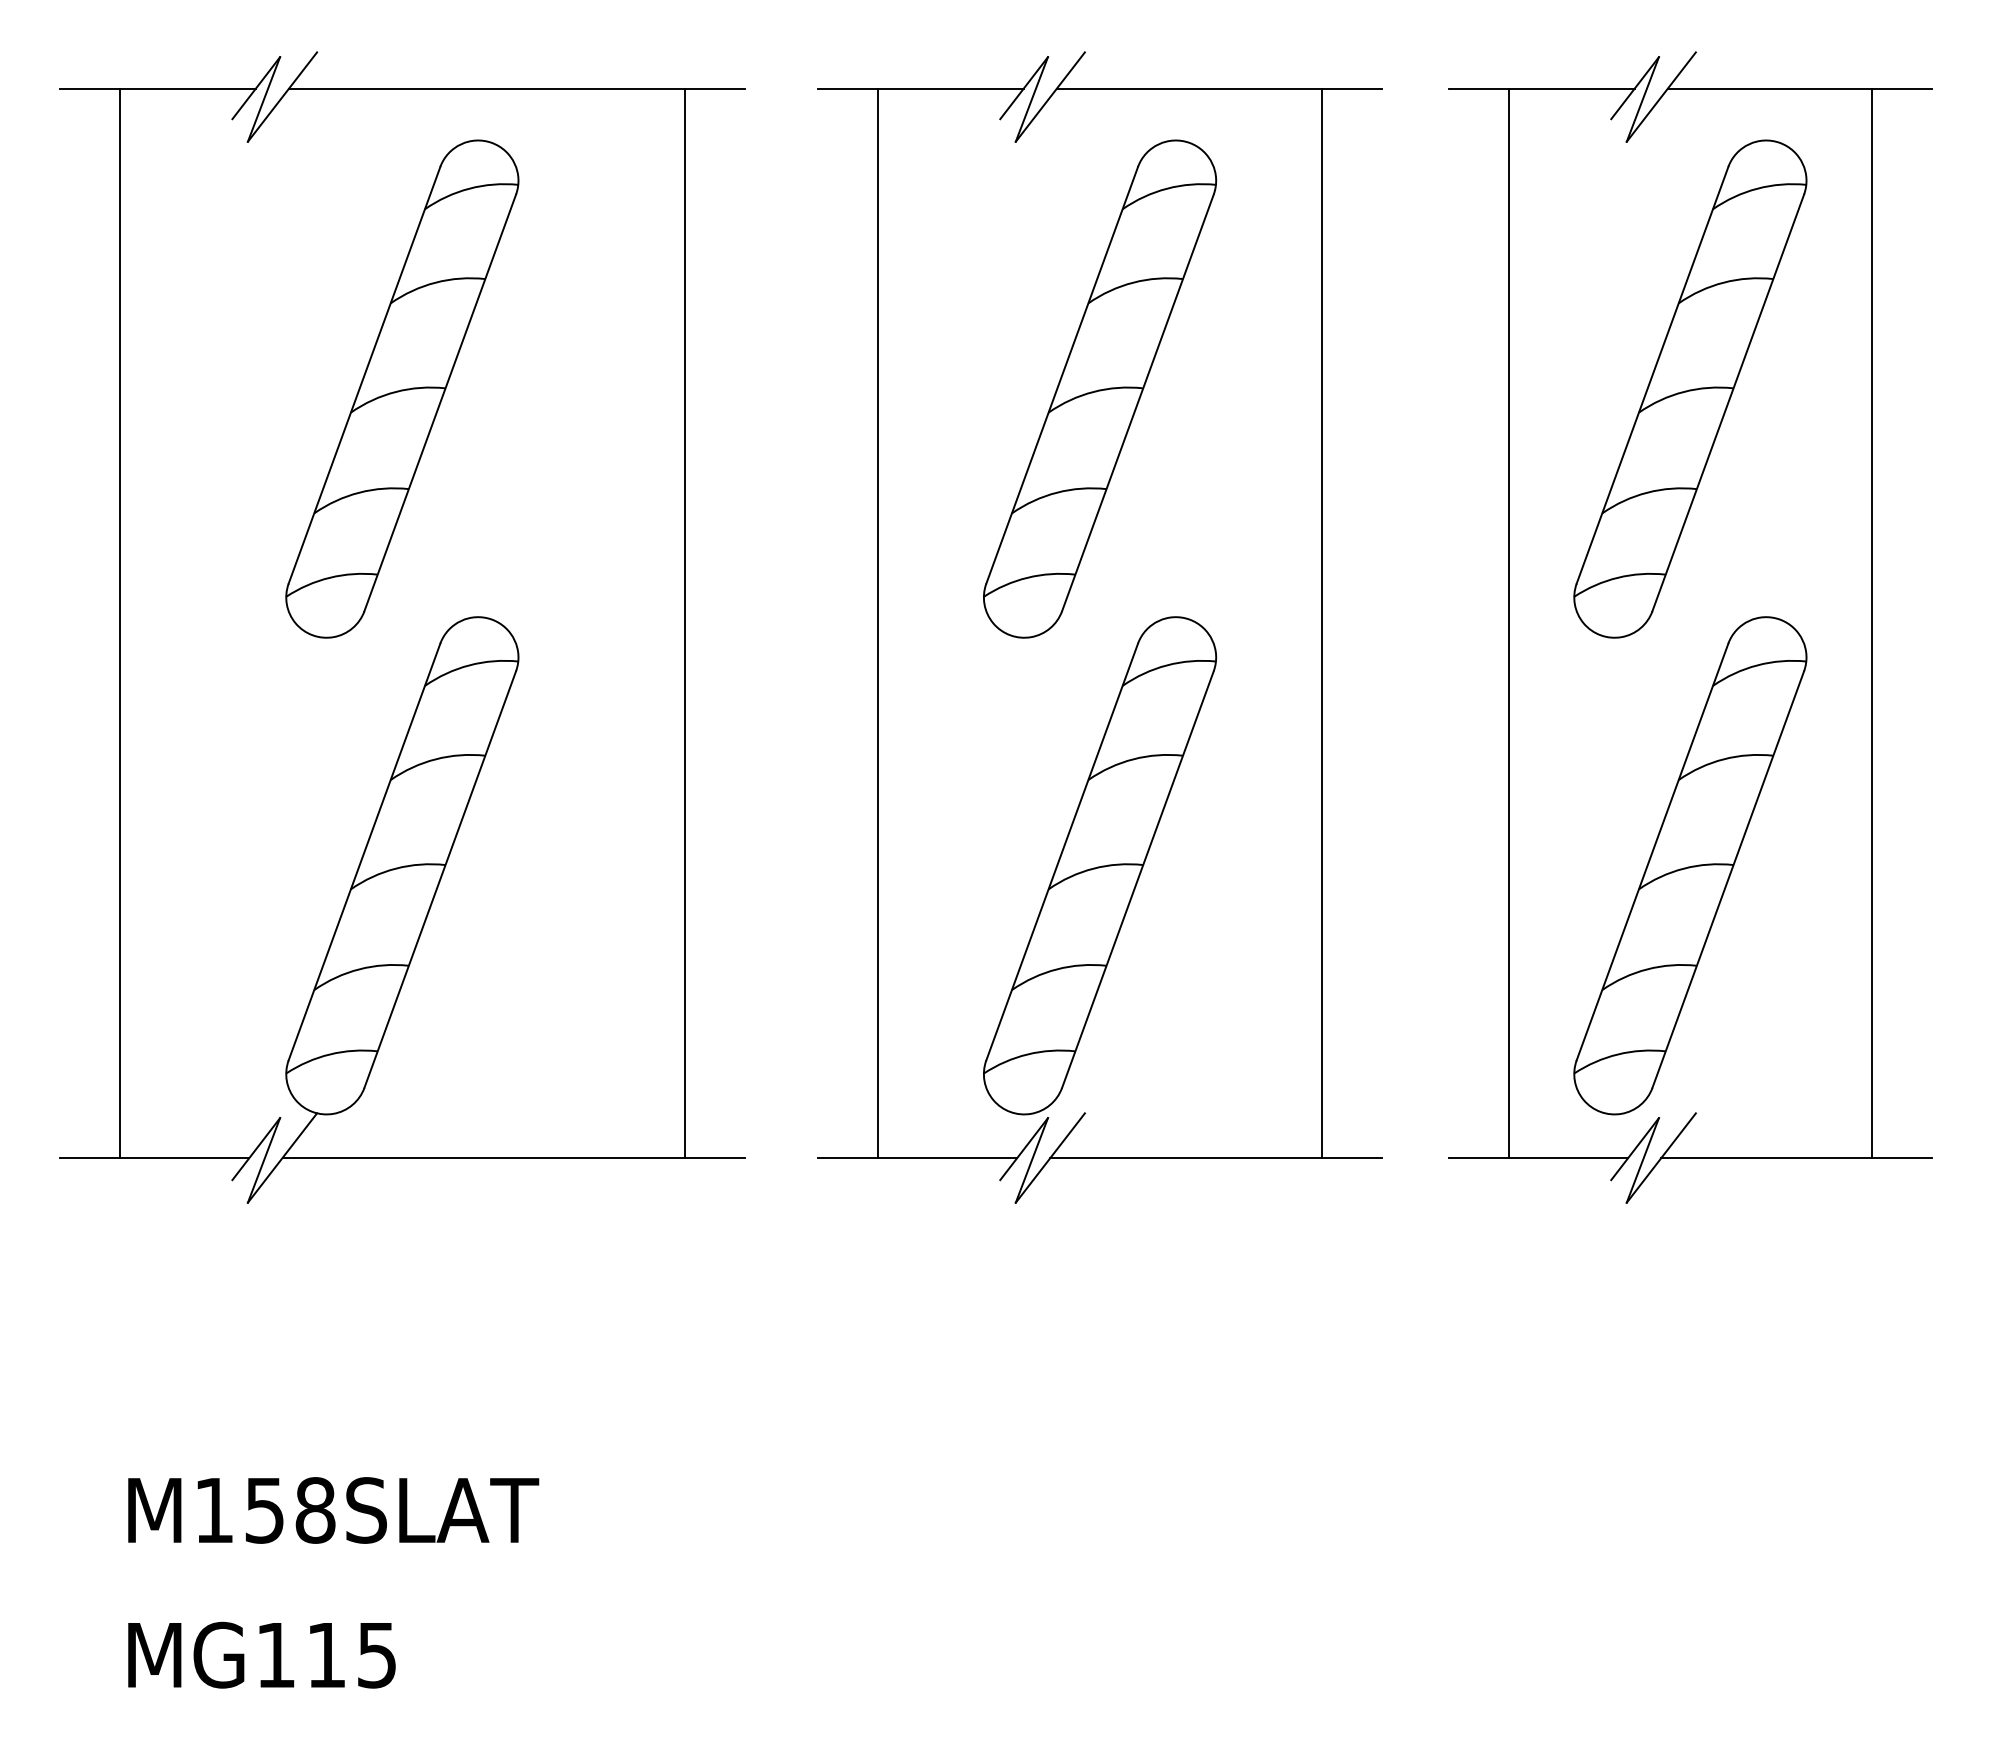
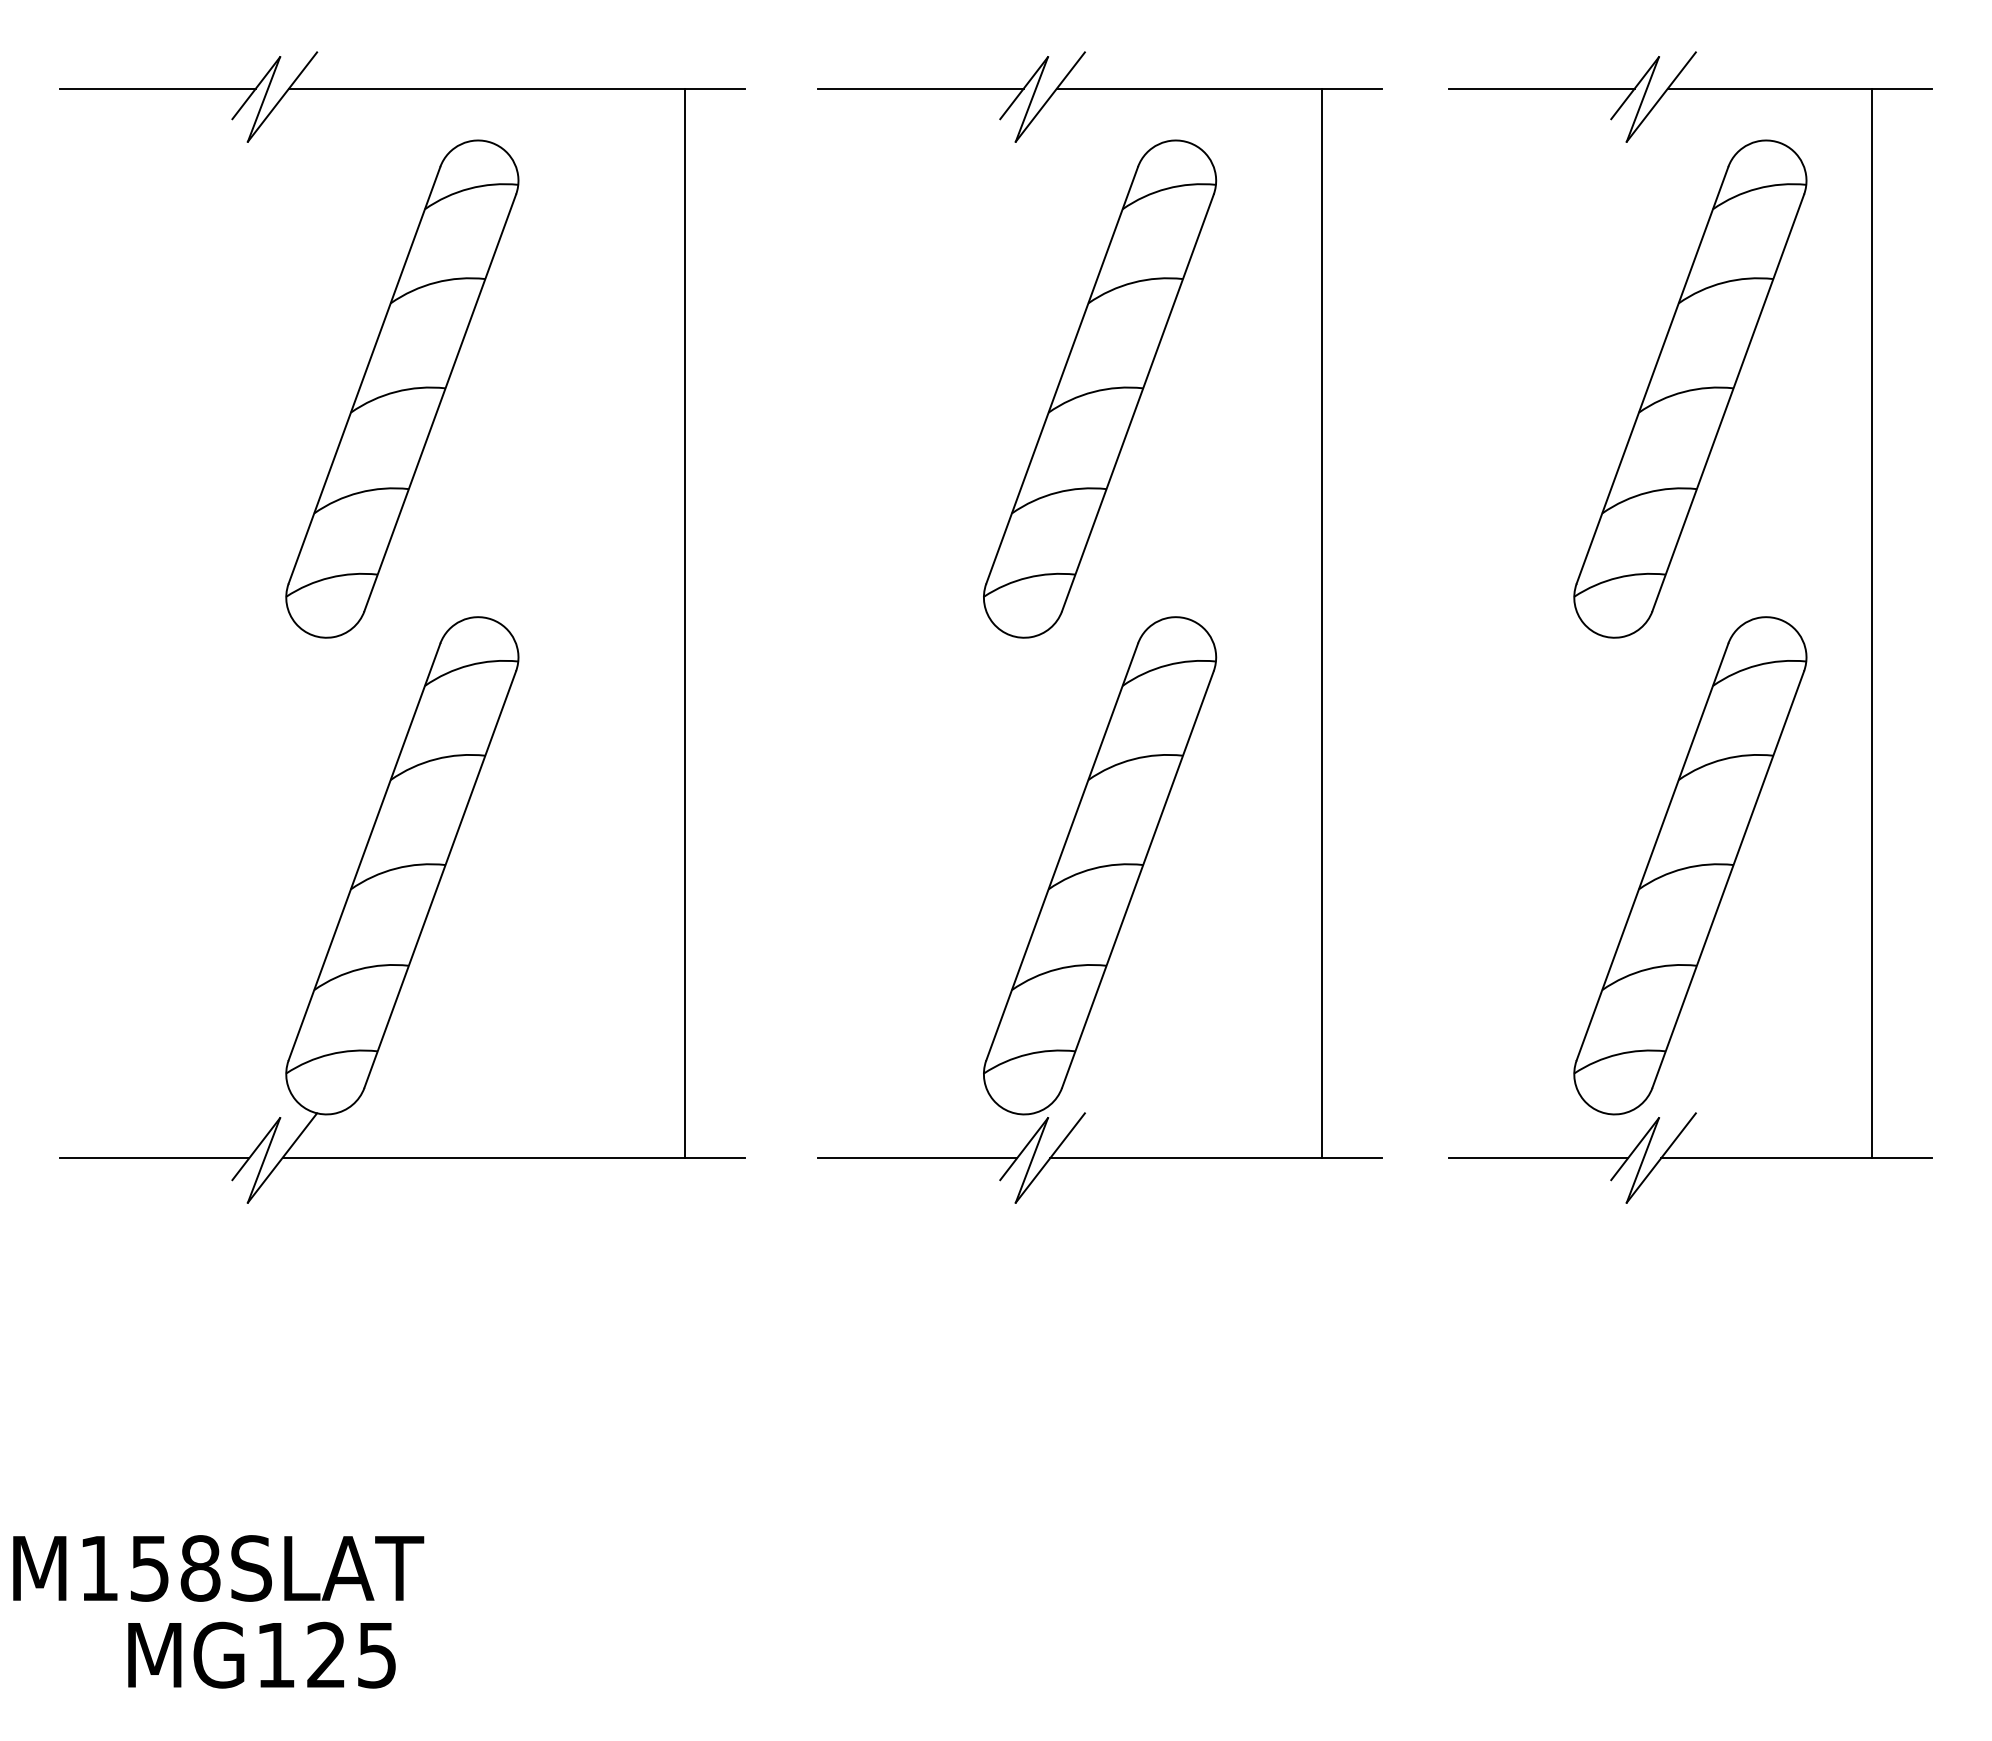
line: present -> none (120, 622)
line: present -> none (878, 622)
line: present -> none (1509, 622)
text position: (333, 1510) -> (218, 1568) (218, 1568)
text: MG115 -> MG125 (325, 1654)
